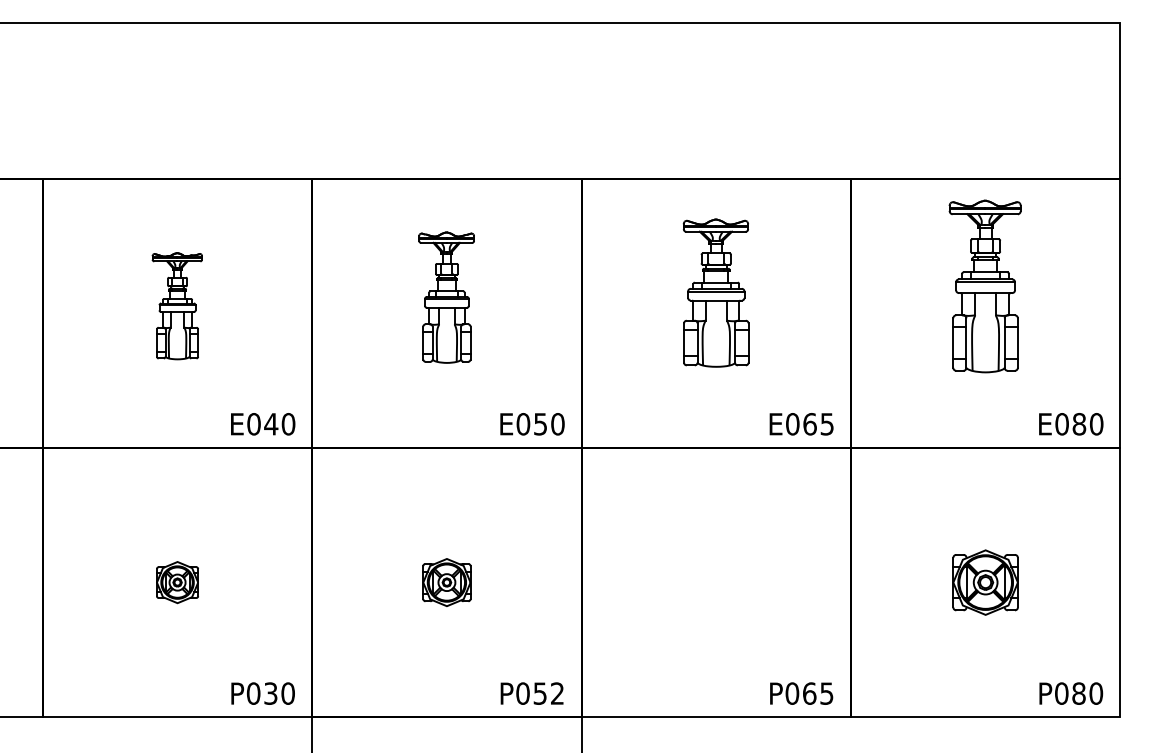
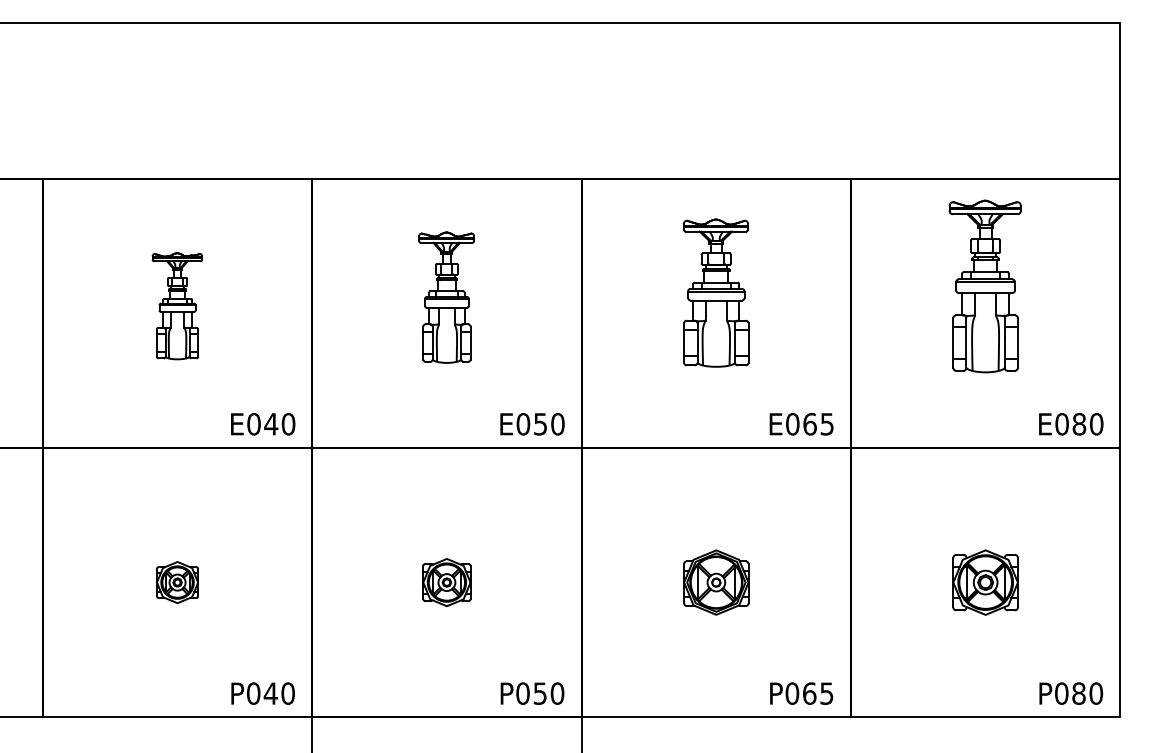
part: none -> present (716, 582)
text: P030 -> P040 (270, 693)
text: P052 -> P050 (557, 693)
